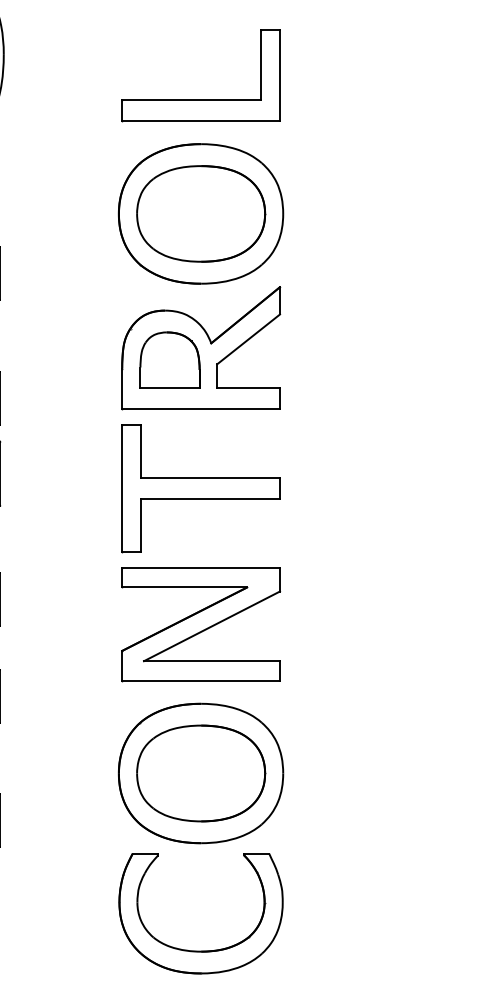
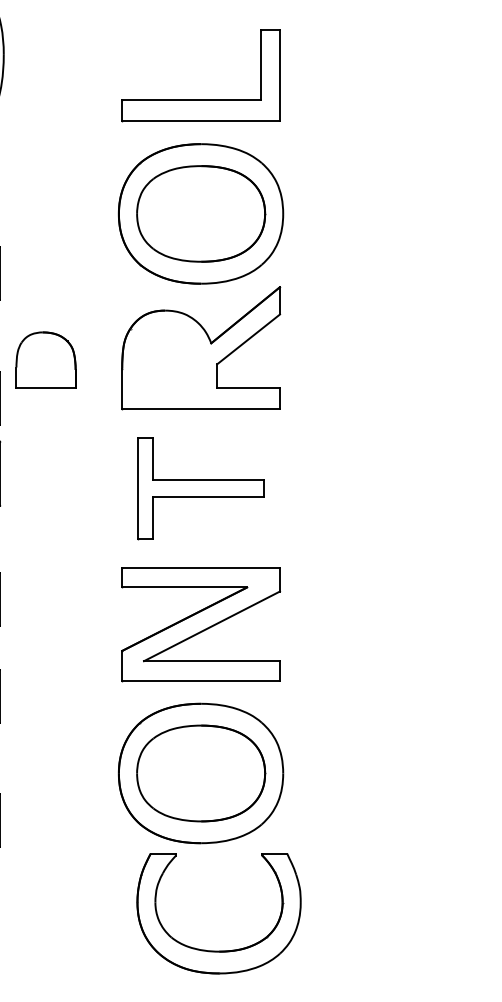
part position: (169, 359) -> (45, 359) (45, 359)
part size: 160x130 px -> 128x104 px (200, 488)
part position: (200, 950) -> (218, 950) (218, 950)
